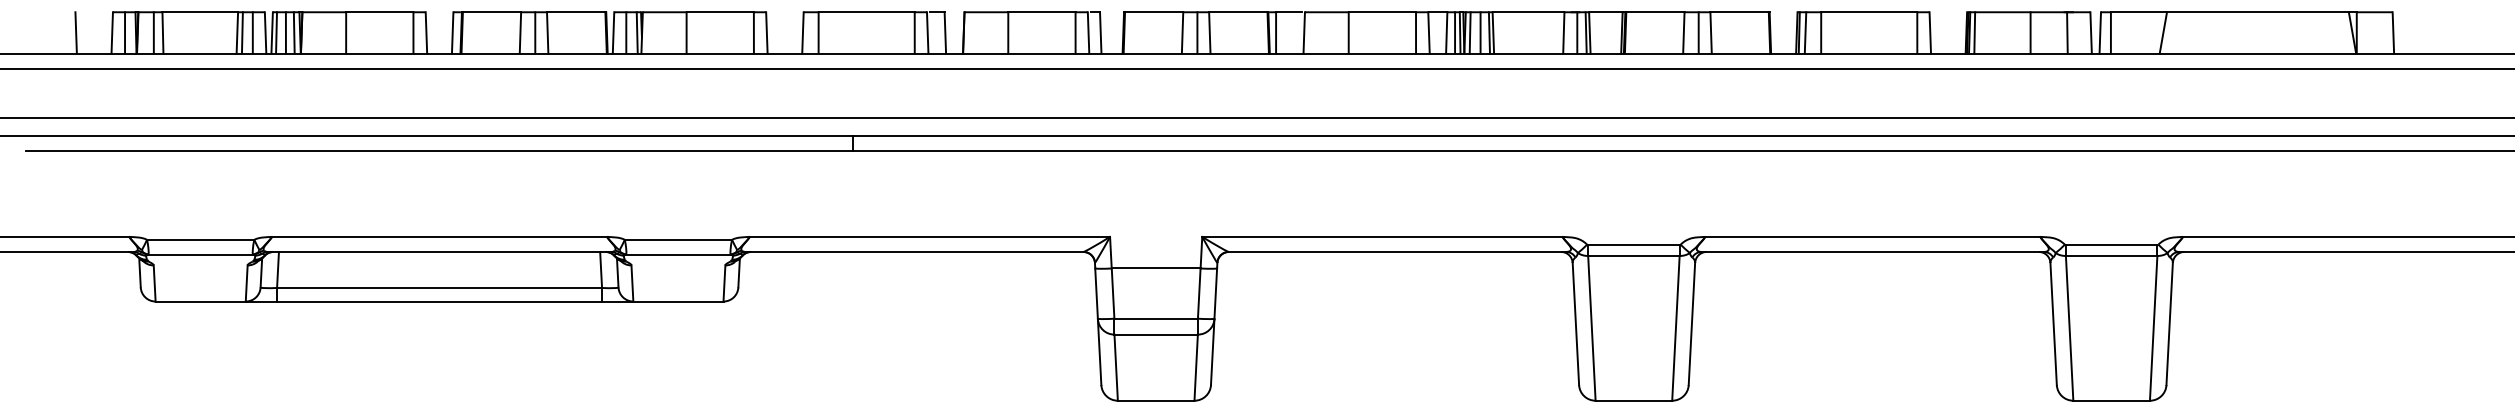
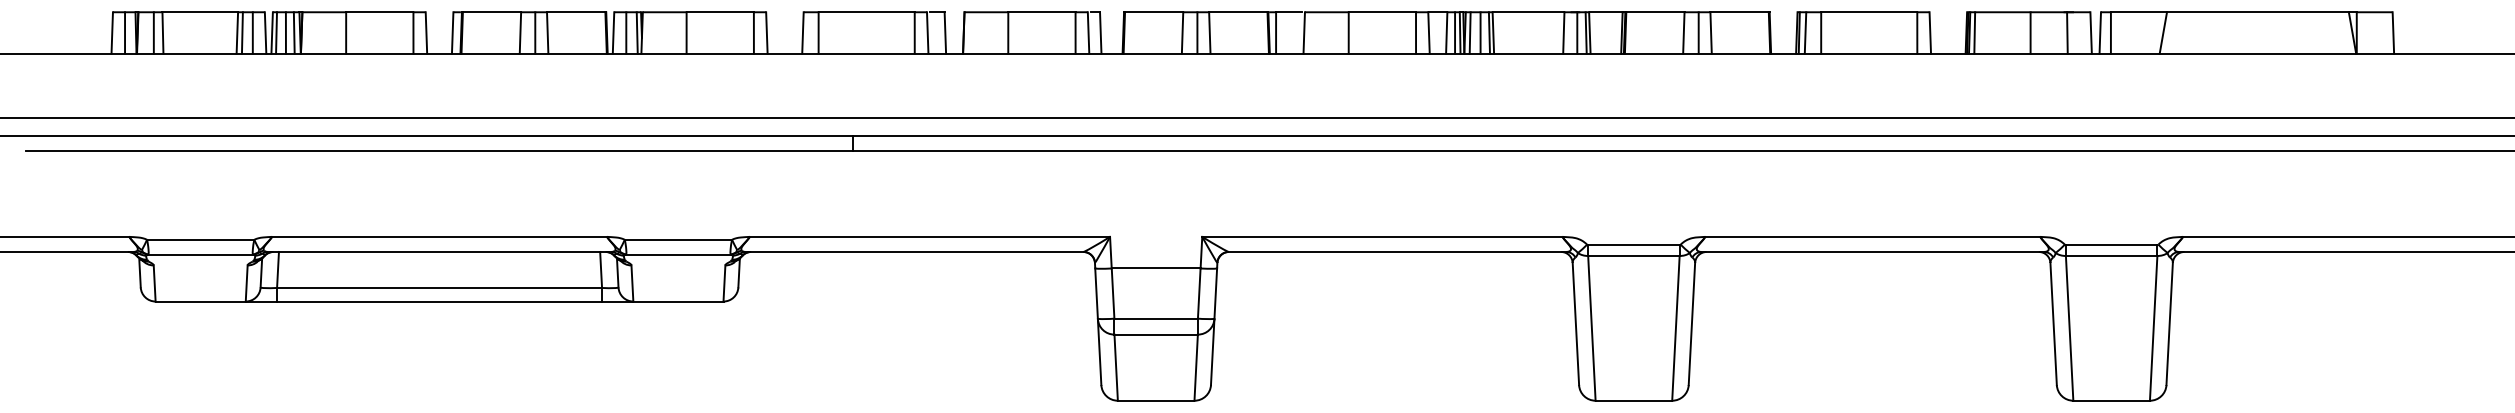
line: present -> none (75, 32)
line: present -> none (1256, 68)
